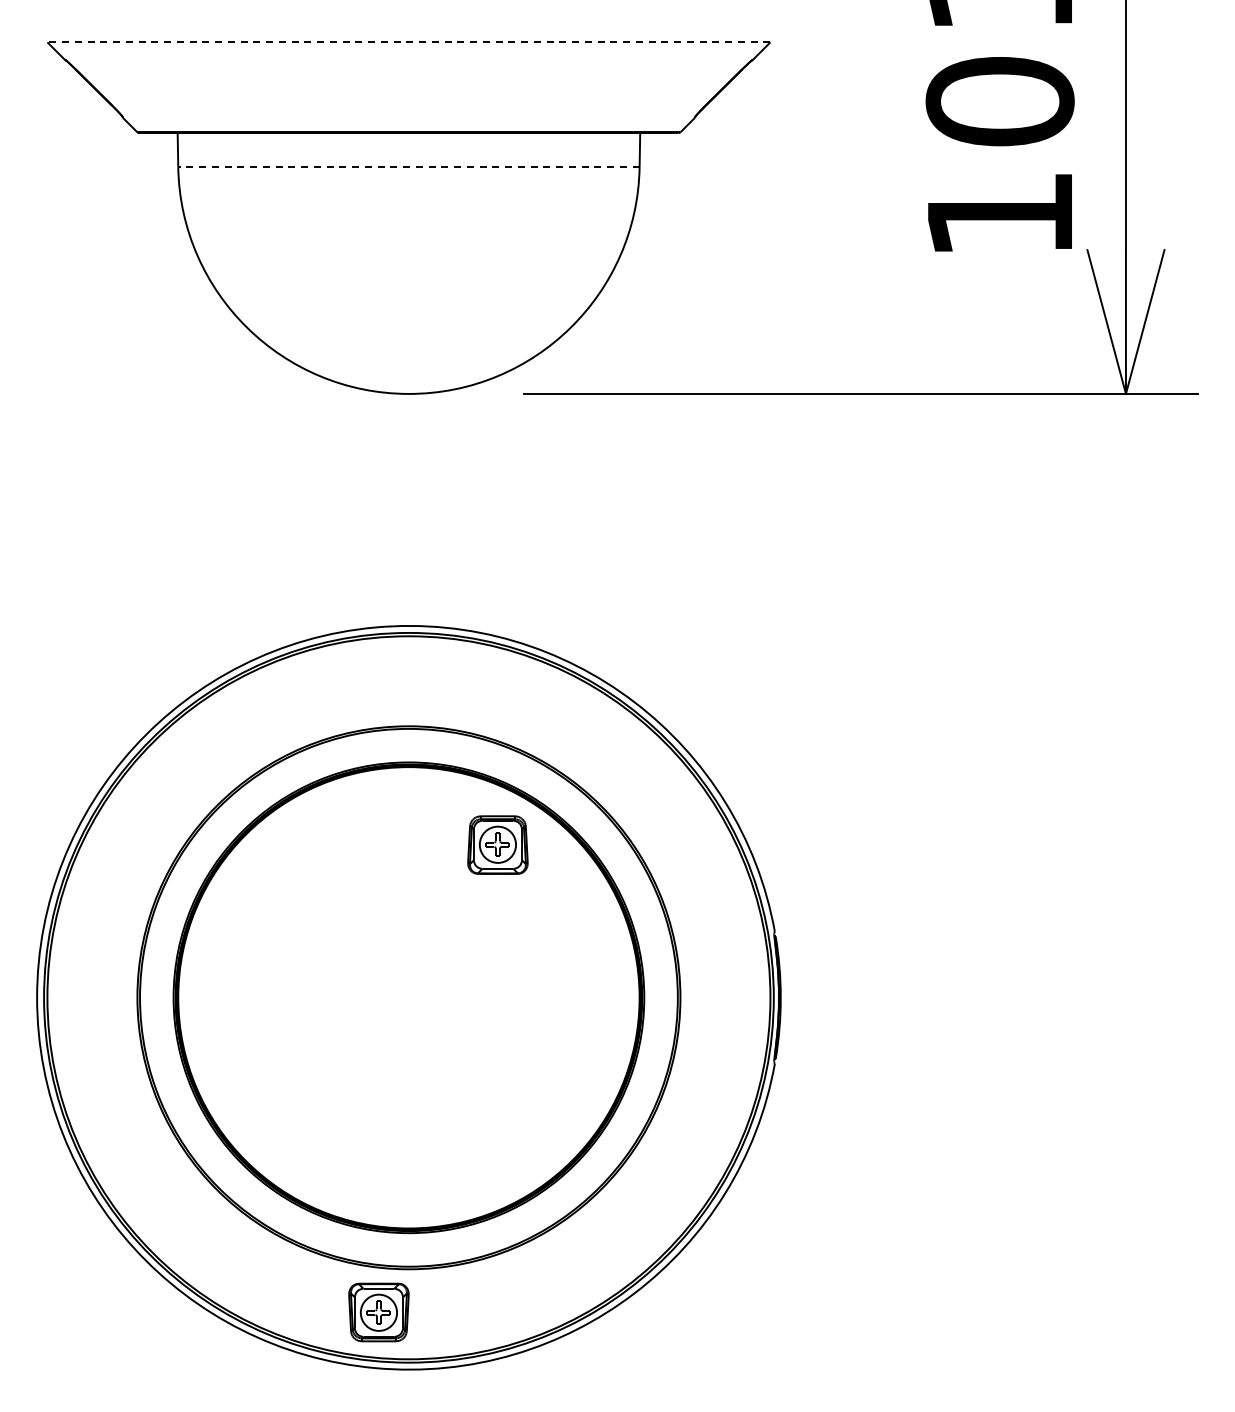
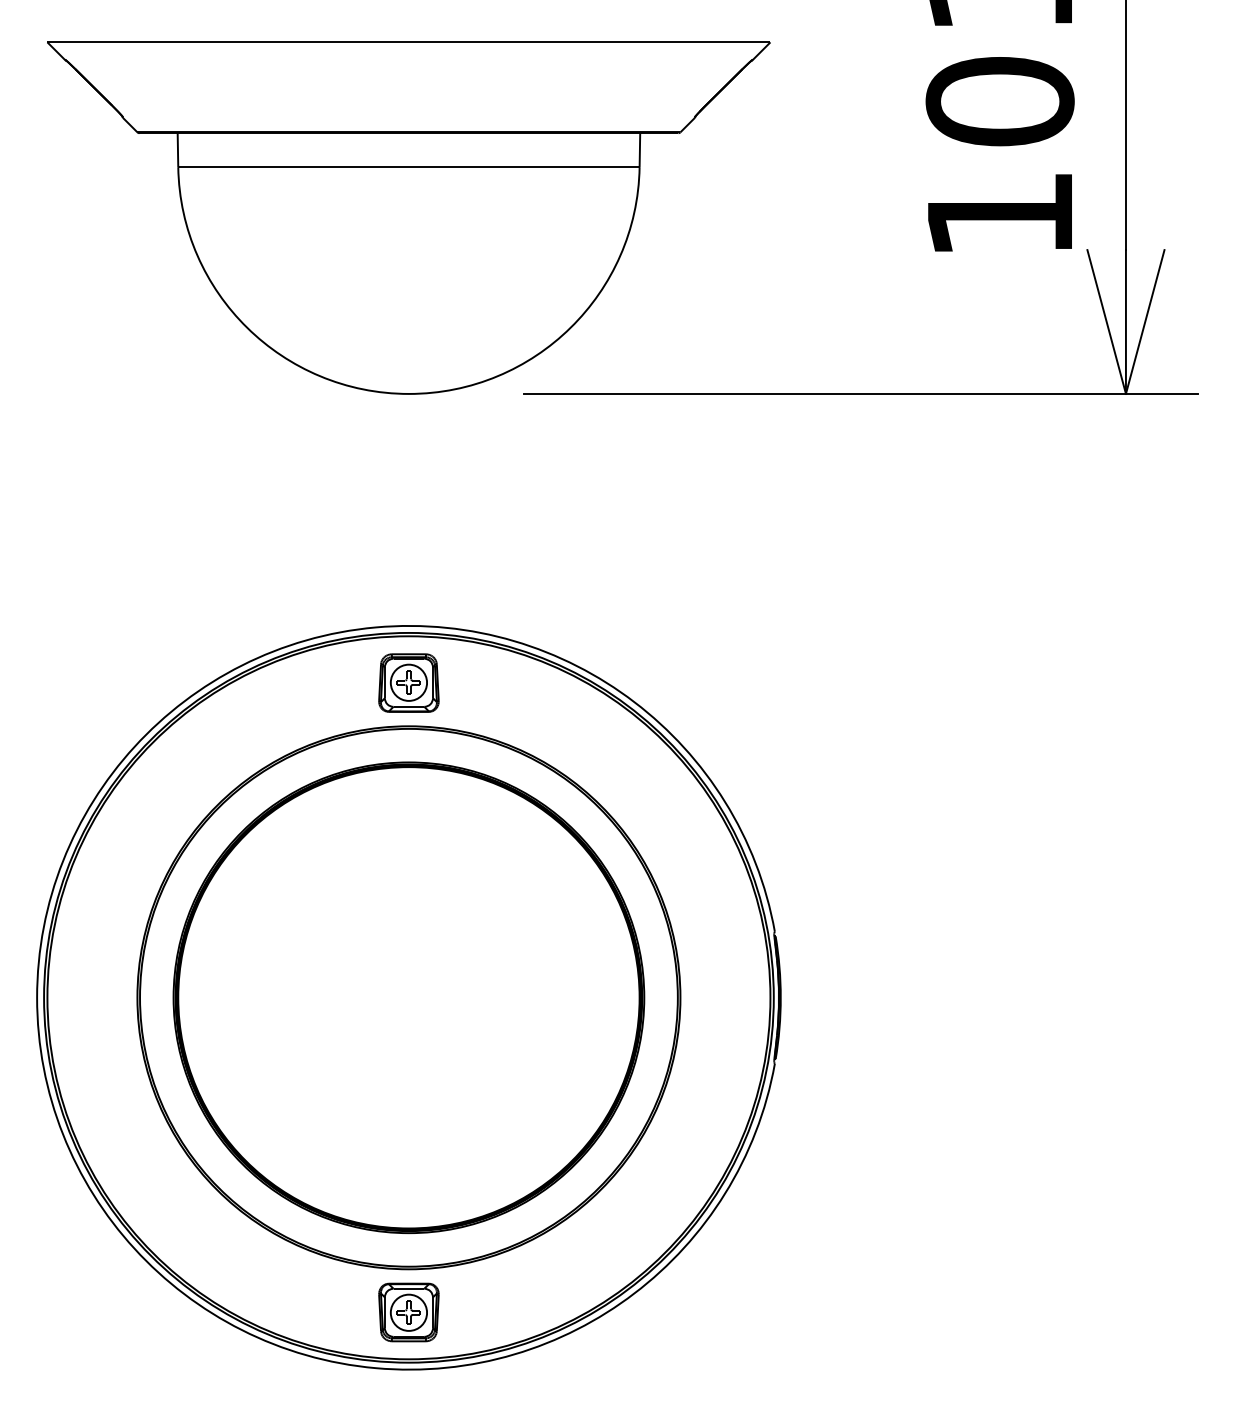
line: dashed -> solid (408, 42)
line: dashed -> solid (408, 167)
part position: (497, 844) -> (408, 682) (408, 682)
part position: (378, 1312) -> (408, 1312) (408, 1312)
